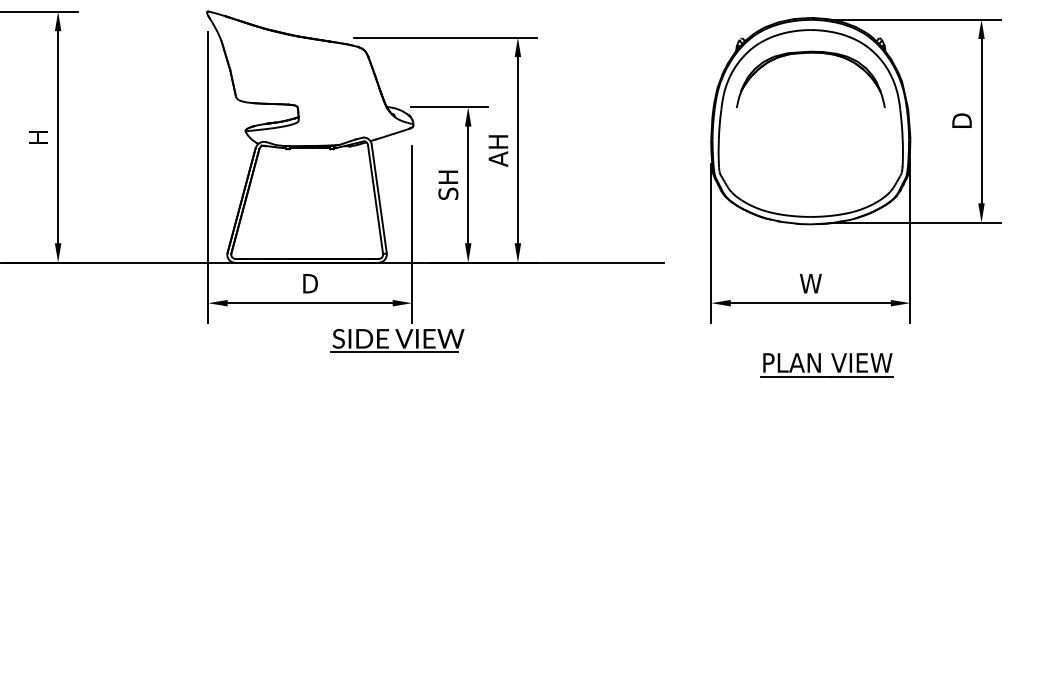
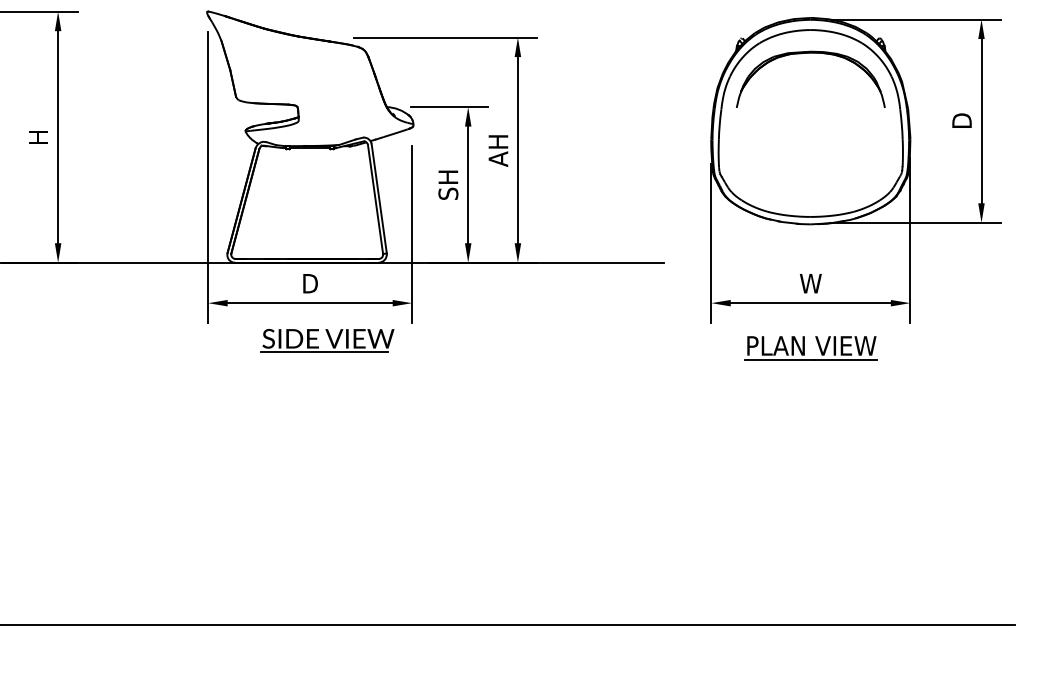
part position: (397, 340) -> (327, 340) (327, 340)
part position: (826, 365) -> (810, 348) (810, 348)
line: none -> present (508, 624)
